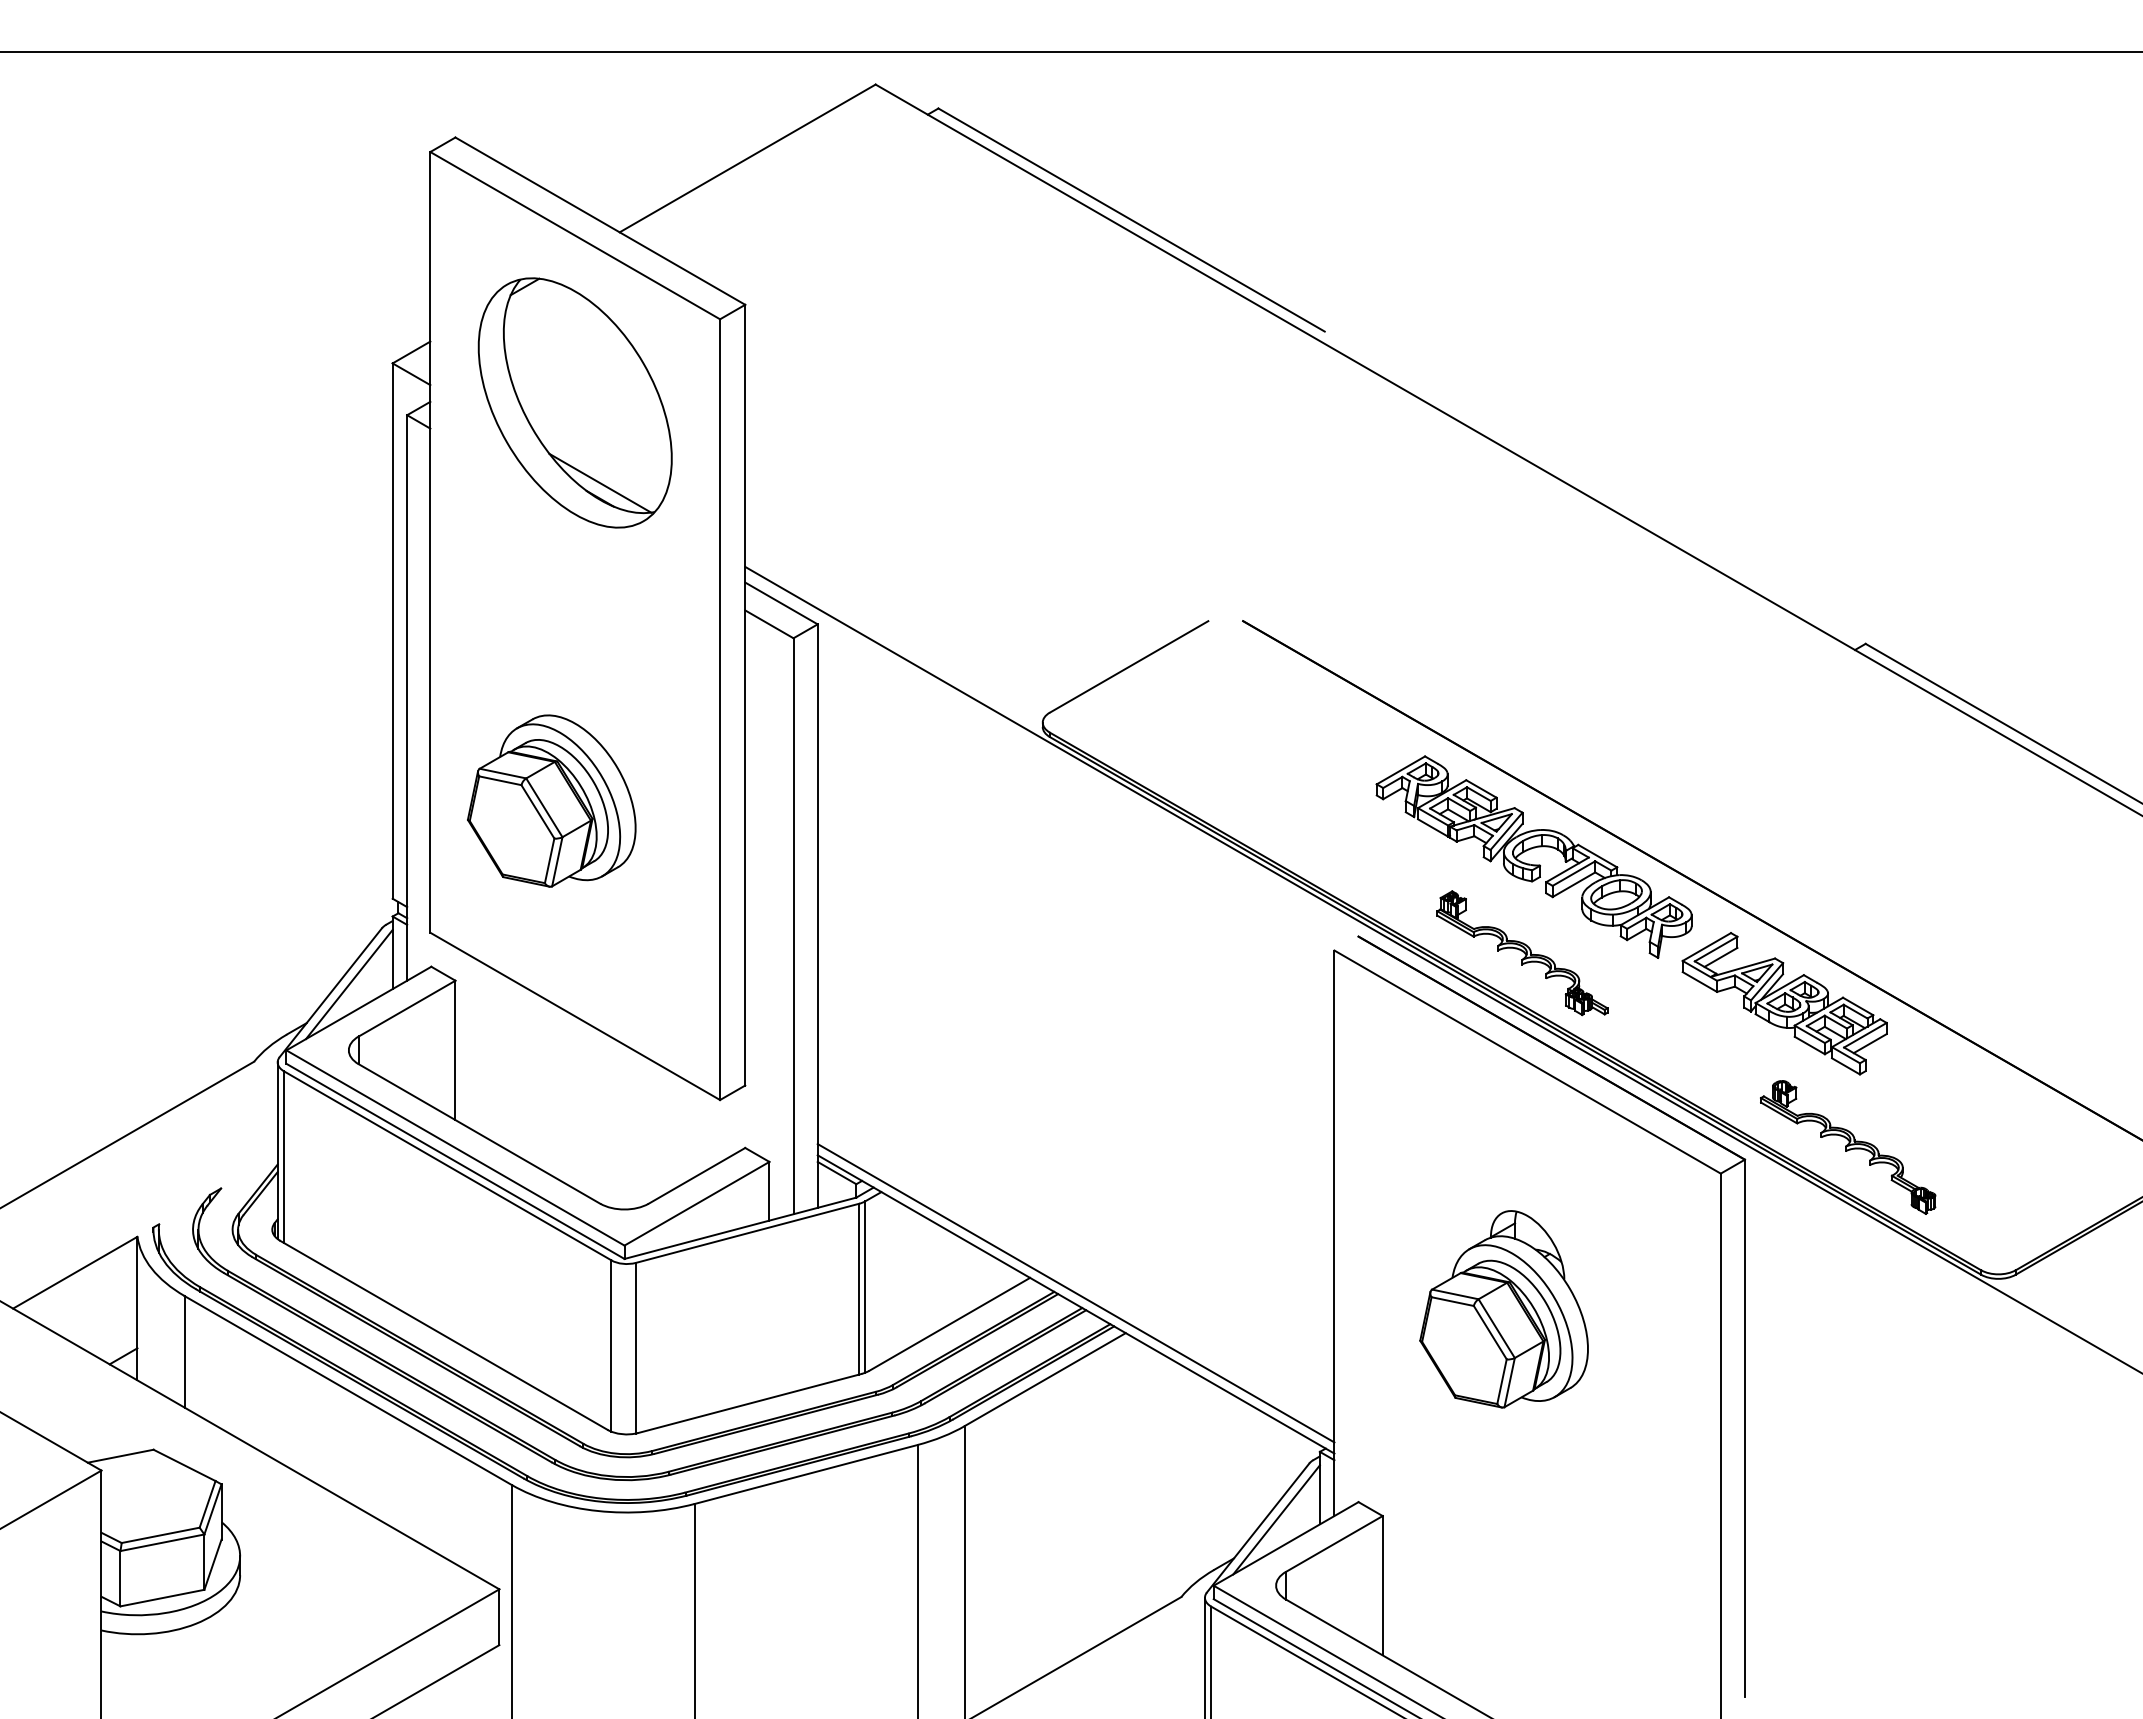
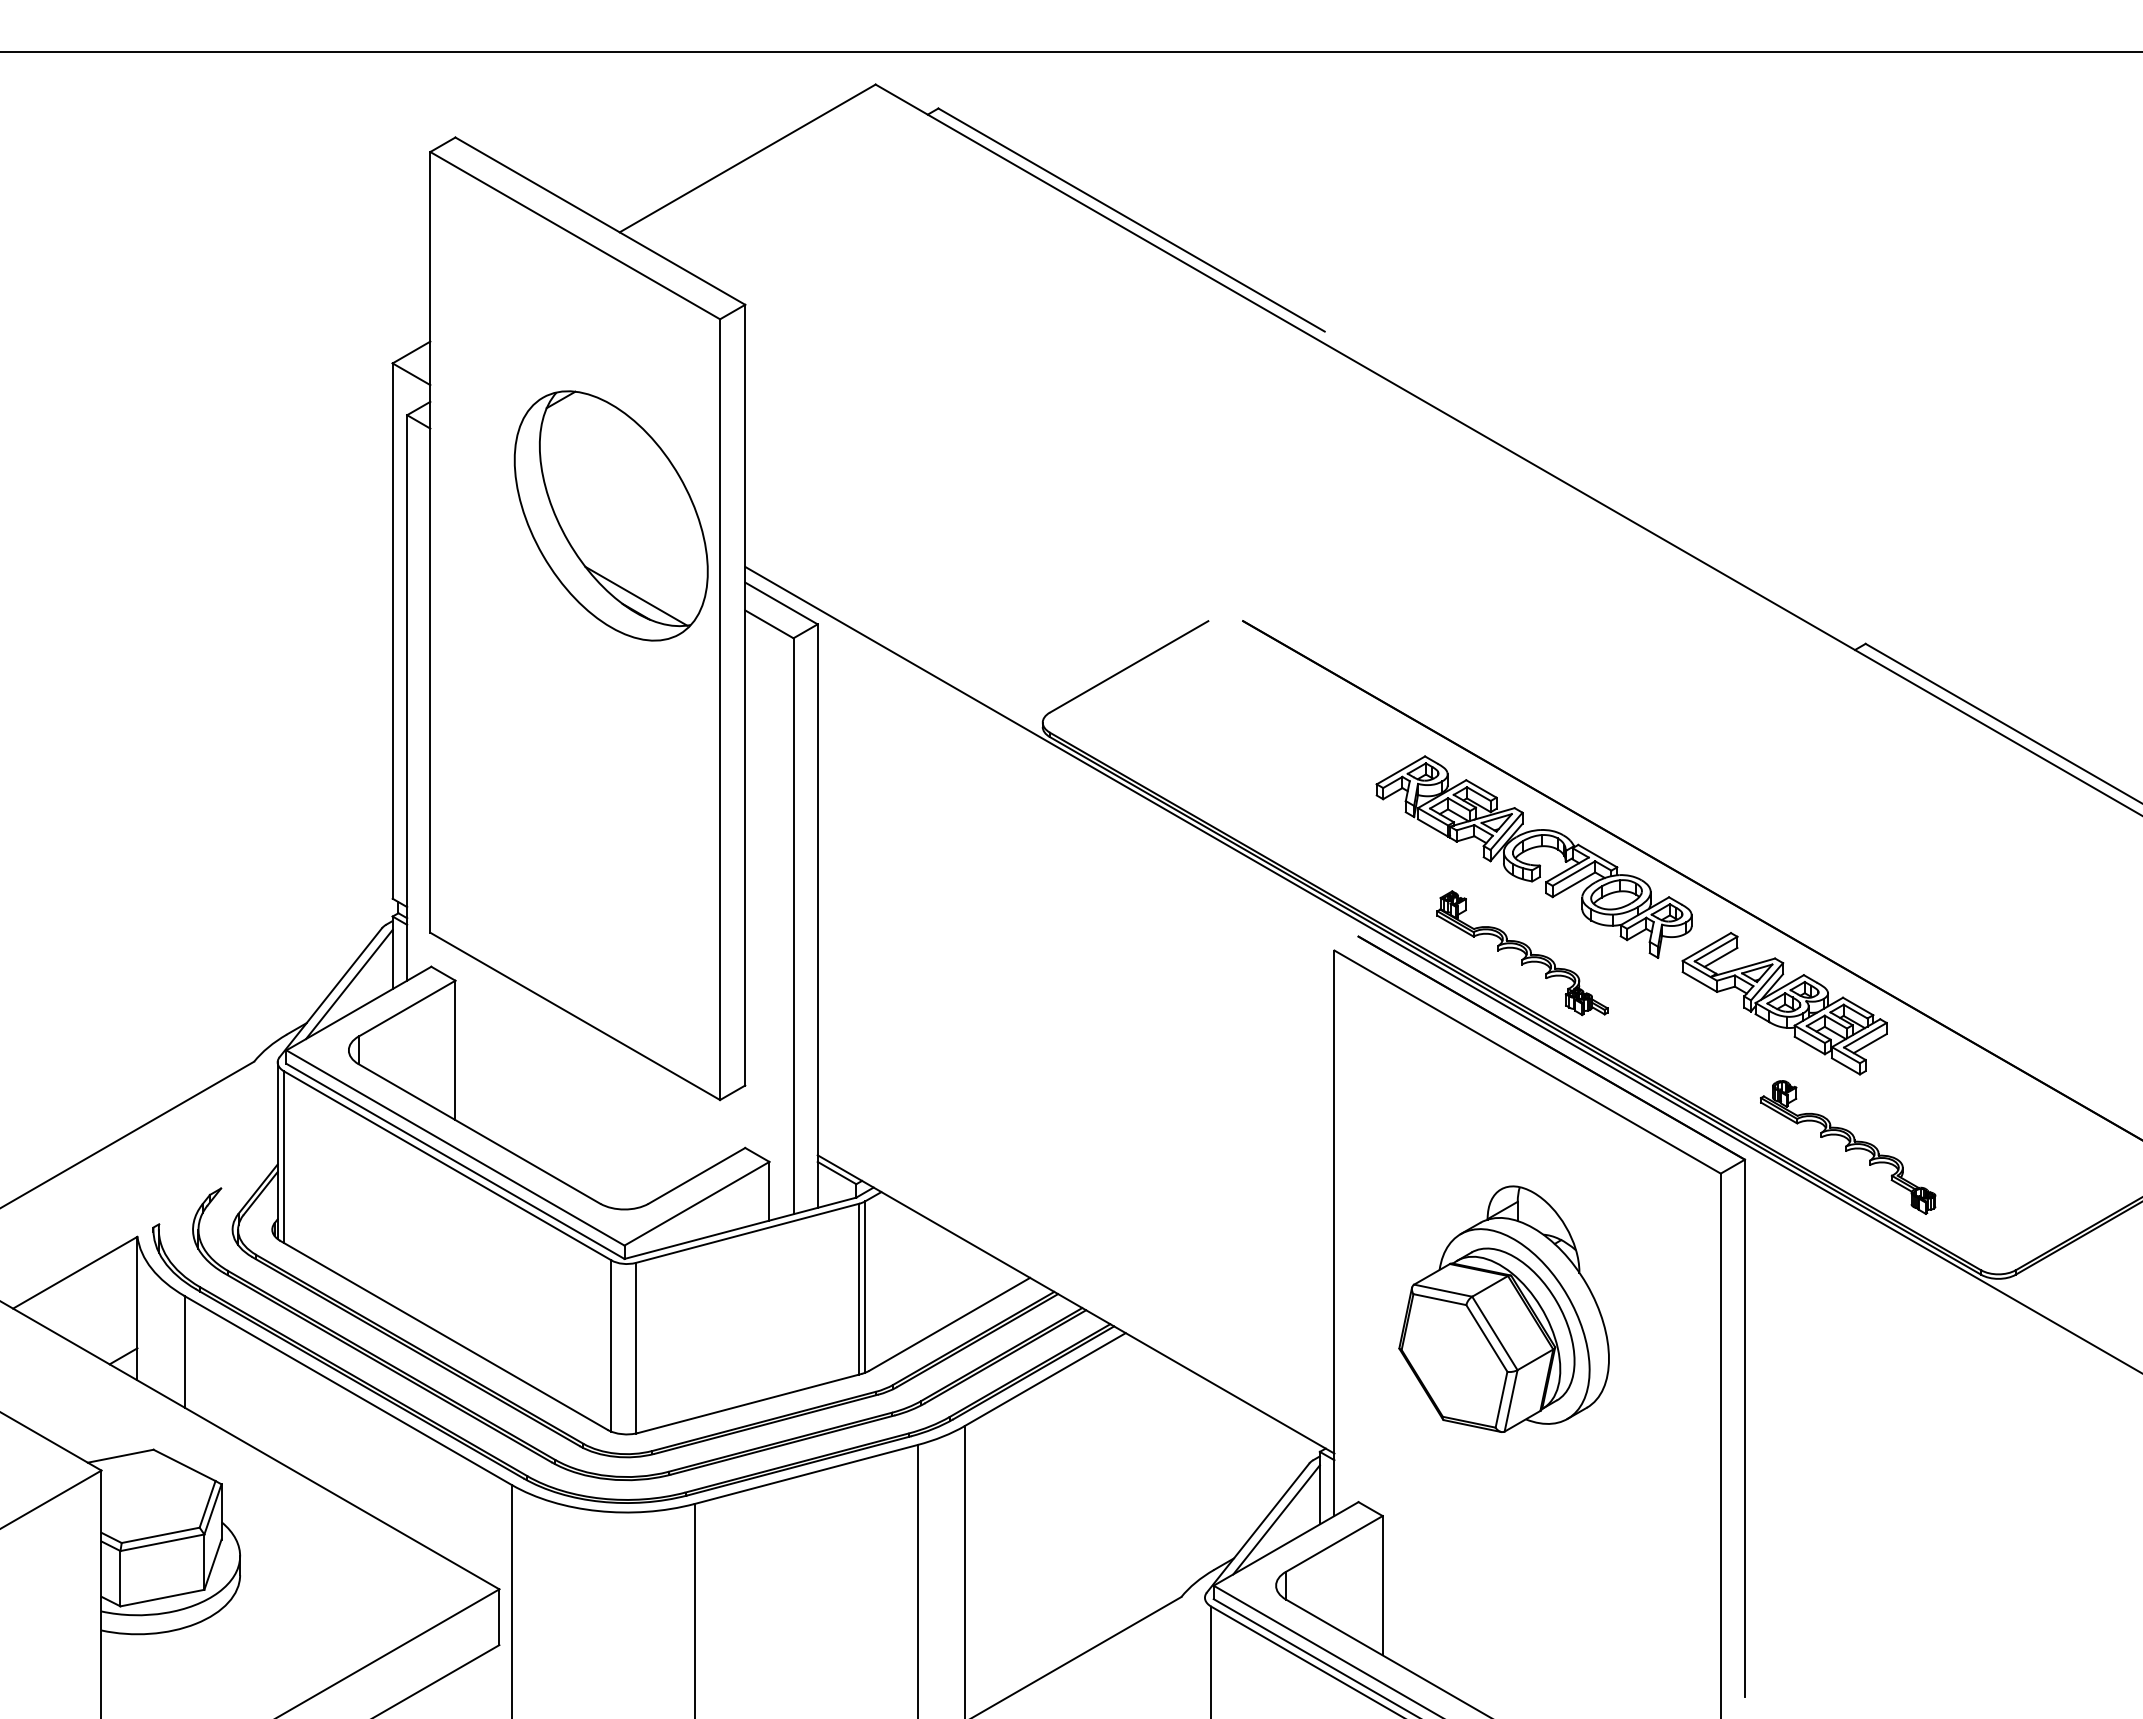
part position: (574, 402) -> (610, 515) (610, 515)
part: present -> none (551, 800)
line: present -> none (1075, 1293)
part size: 170x199 px -> 212x248 px (1503, 1308)
line: present -> none (1204, 1656)
